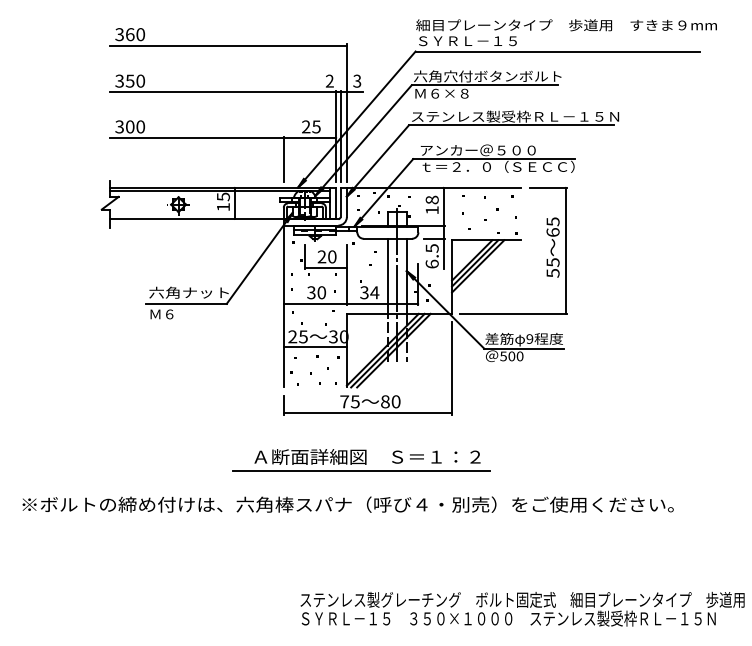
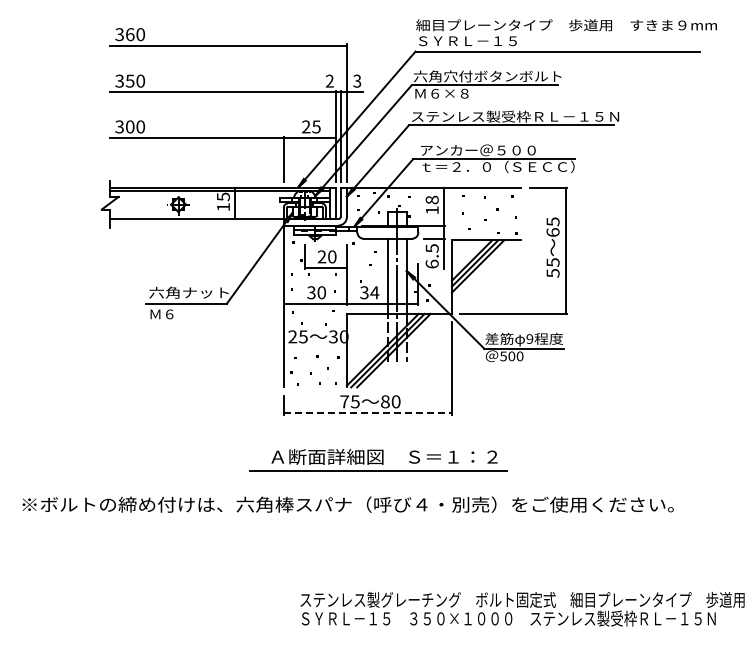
line: present -> none (314, 347)
line: solid -> dashed (368, 413)
part position: (361, 460) -> (378, 460) (378, 460)
